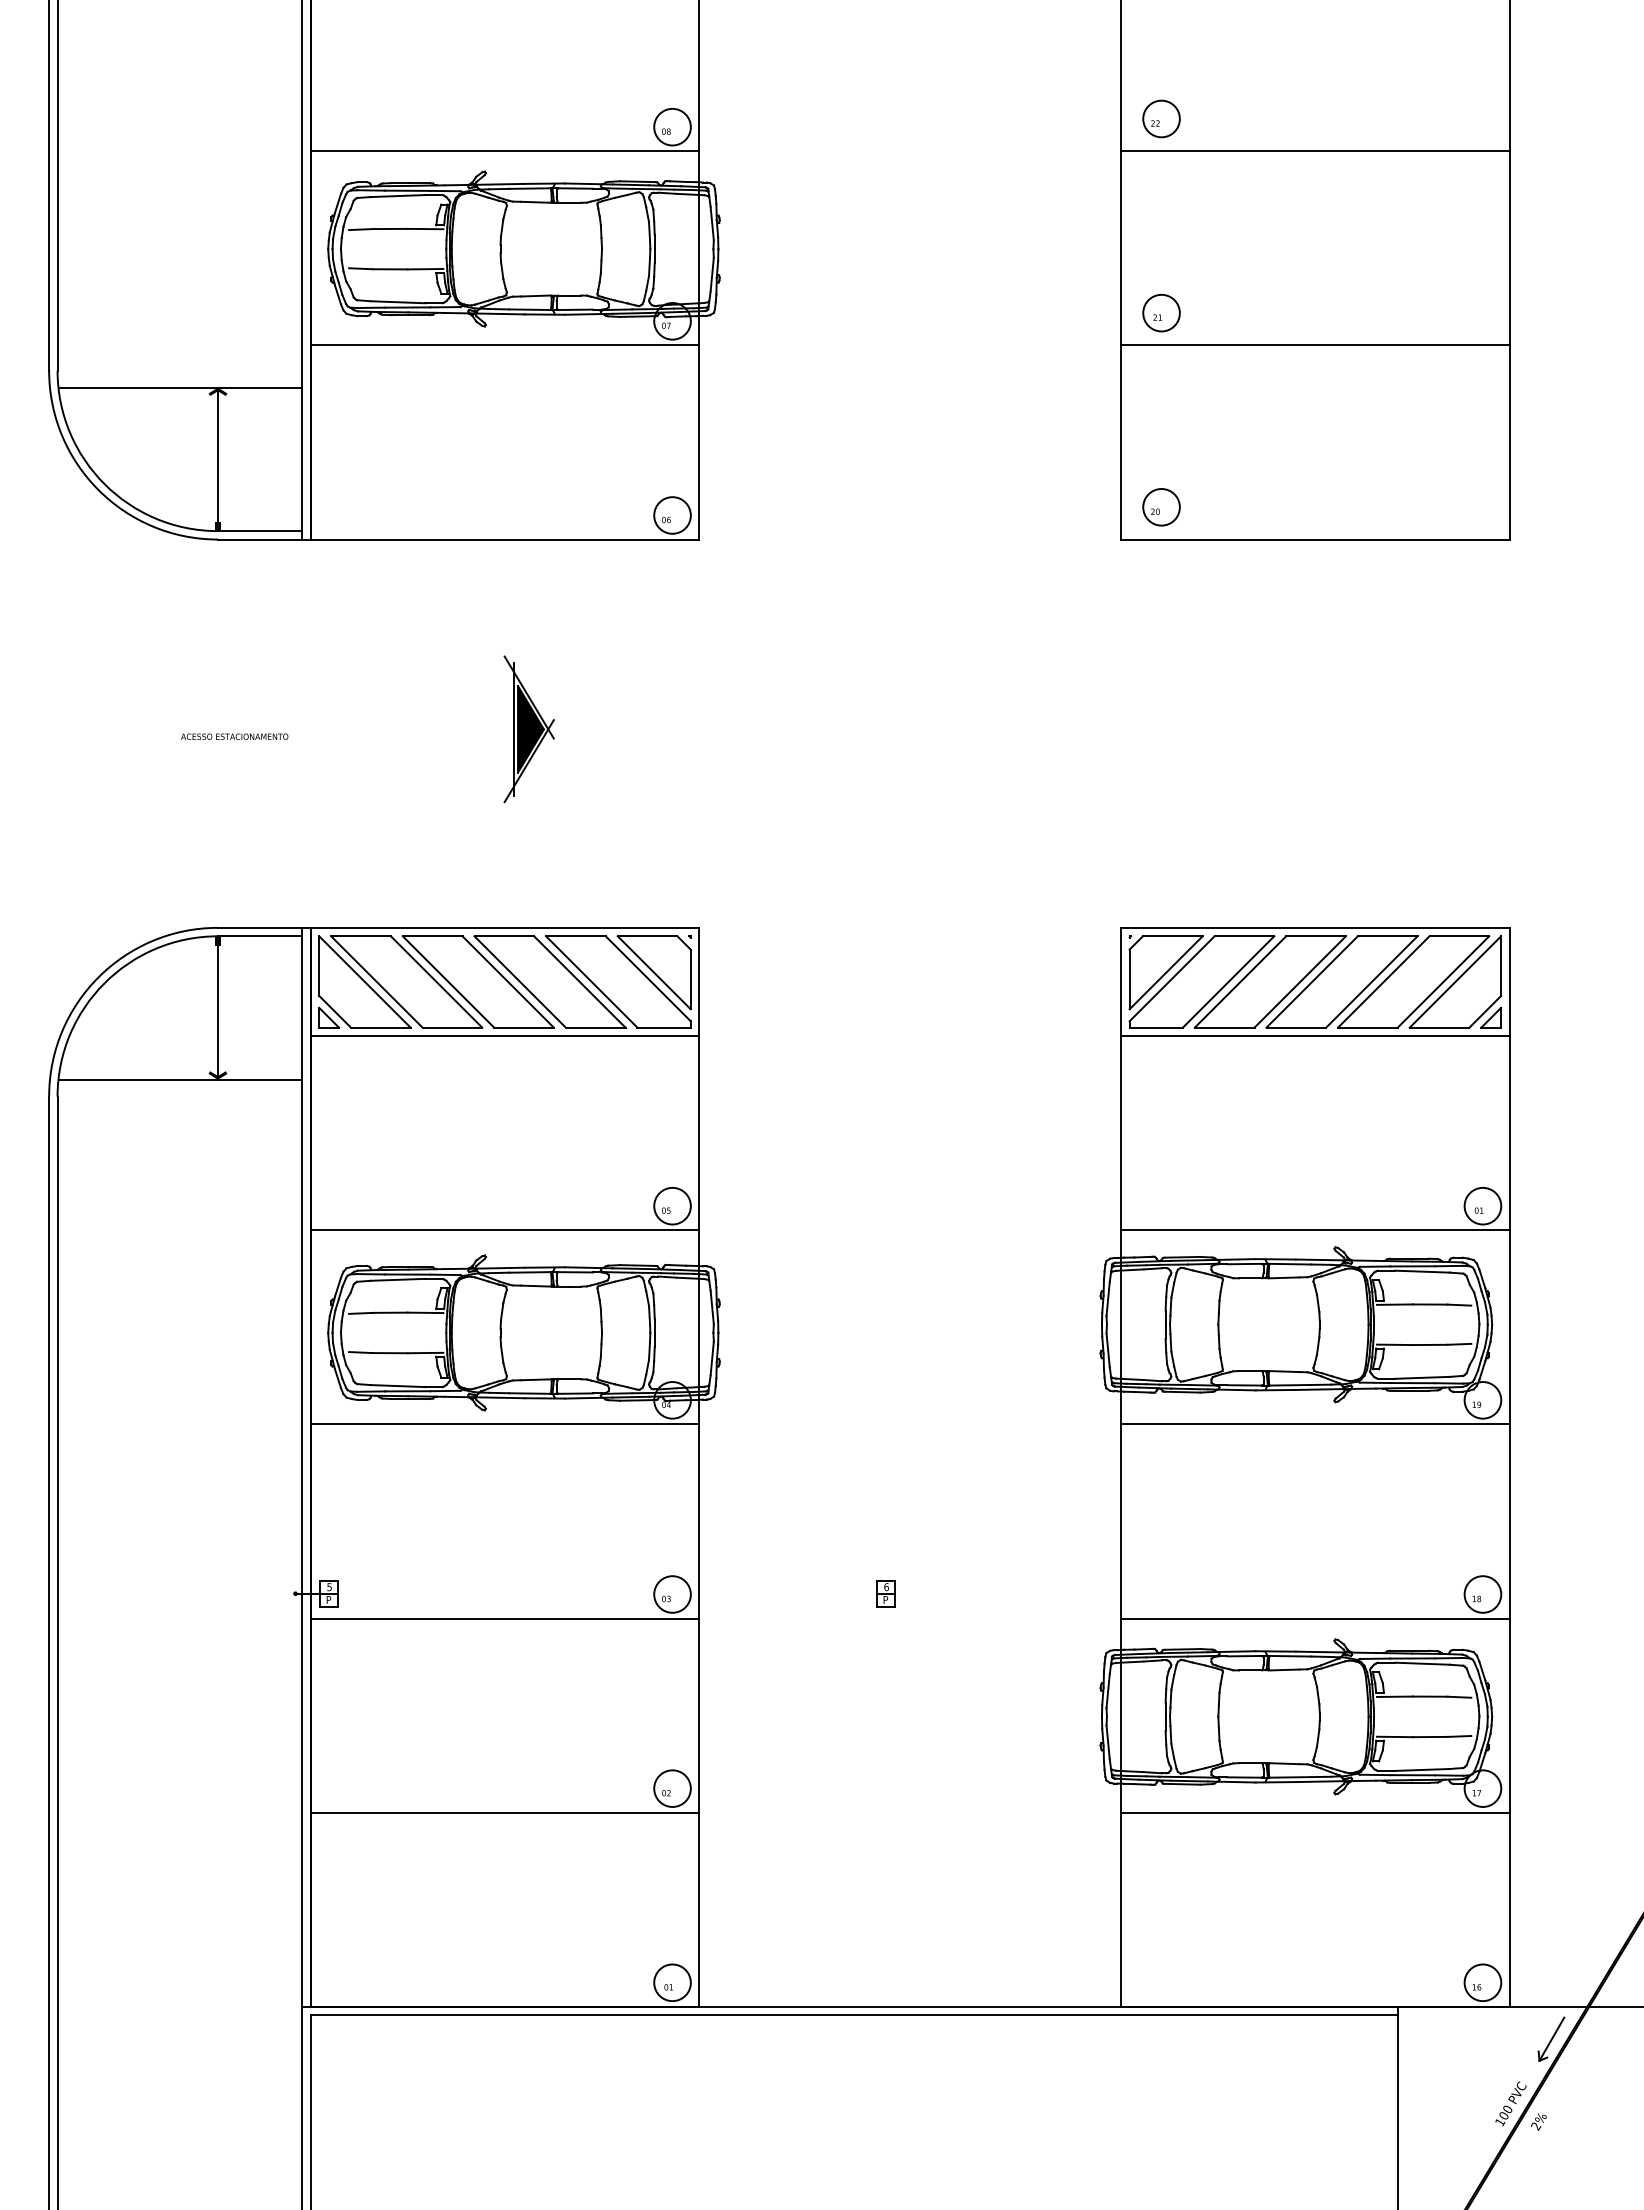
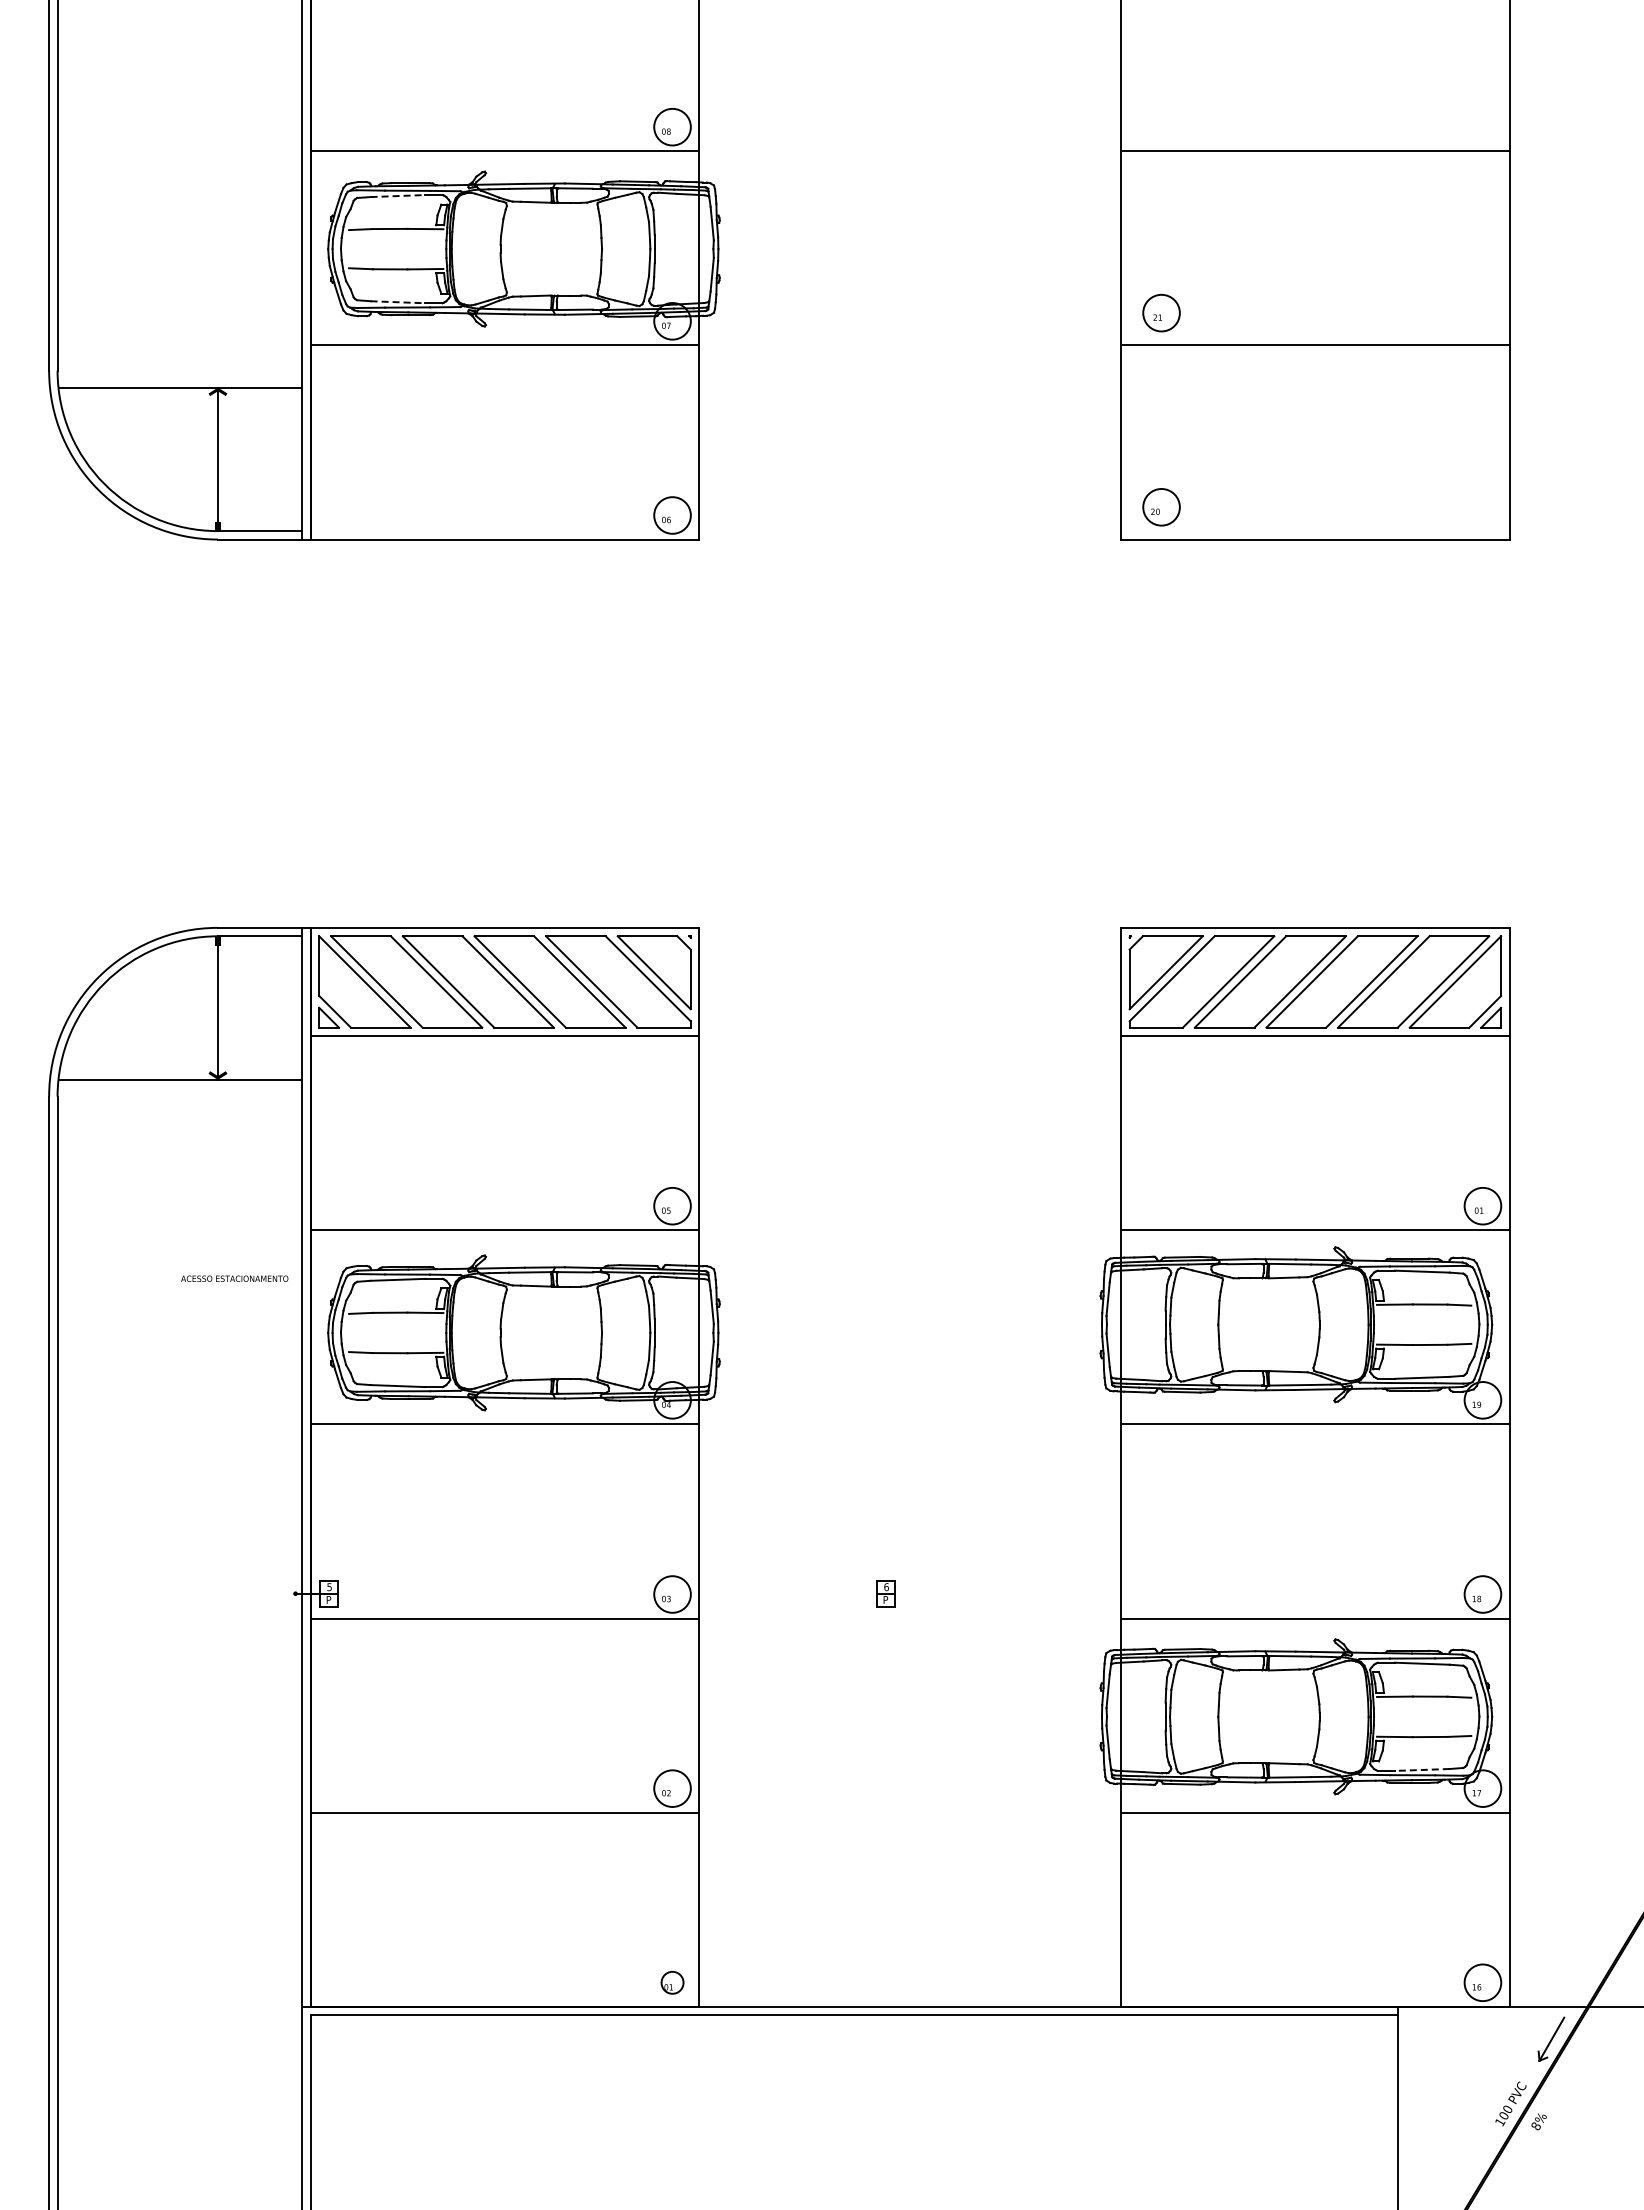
part: present -> none (1161, 118)
line: solid -> dashed (398, 196)
line: solid -> dashed (398, 302)
part: present -> none (528, 729)
text position: (234, 736) -> (234, 1278) (234, 1278)
line: solid -> dashed (1421, 1769)
circle diameter: 37 px -> 22 px (672, 1982)
text: 2% -> 8% (1536, 2126)
